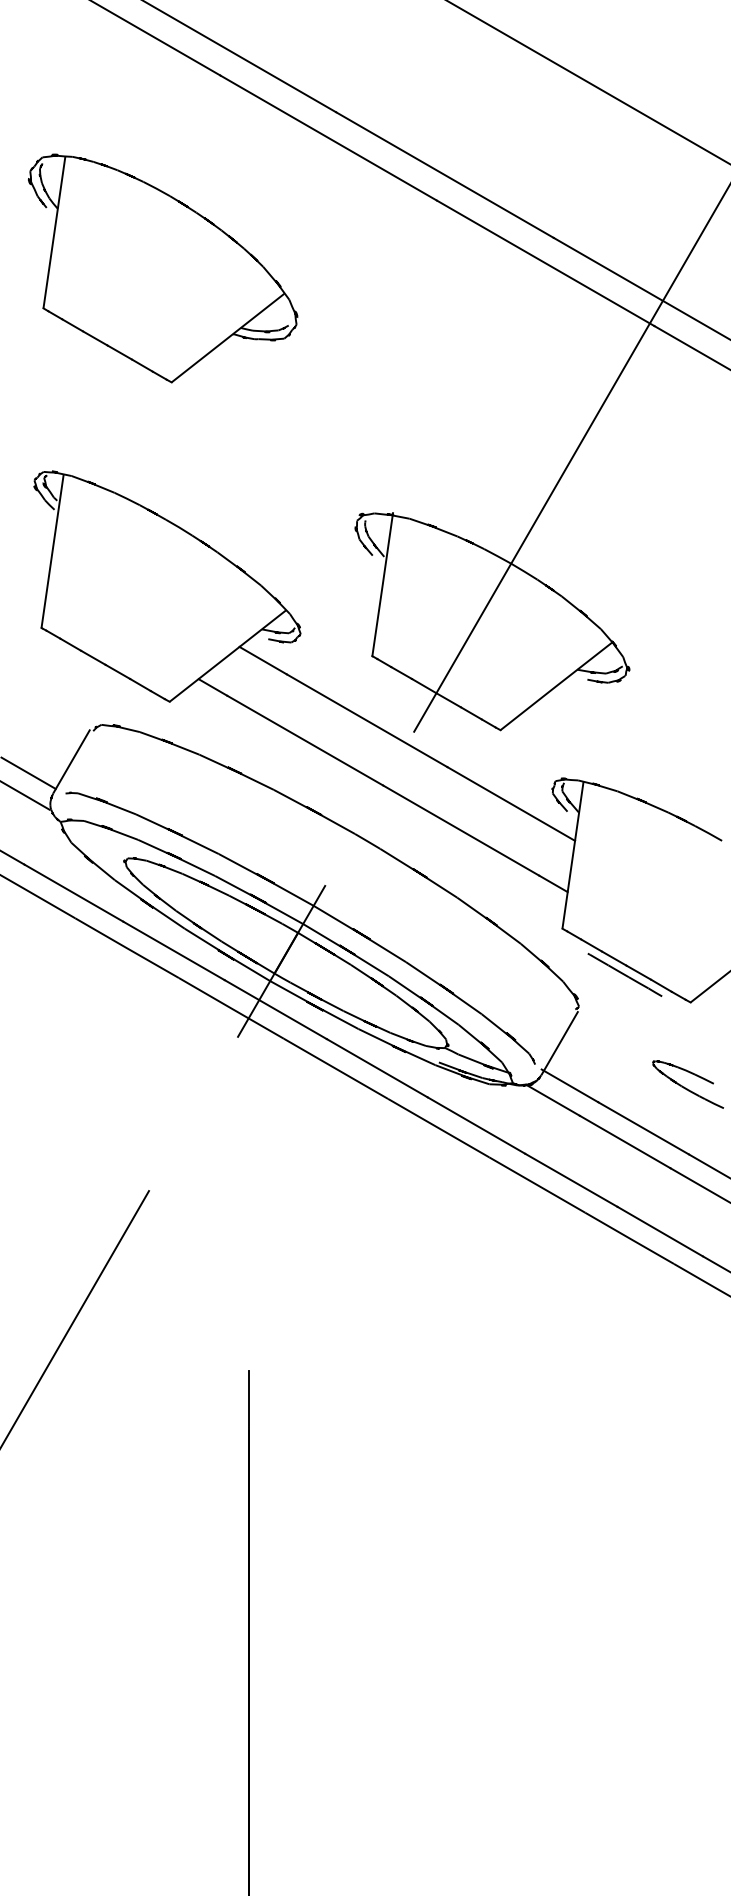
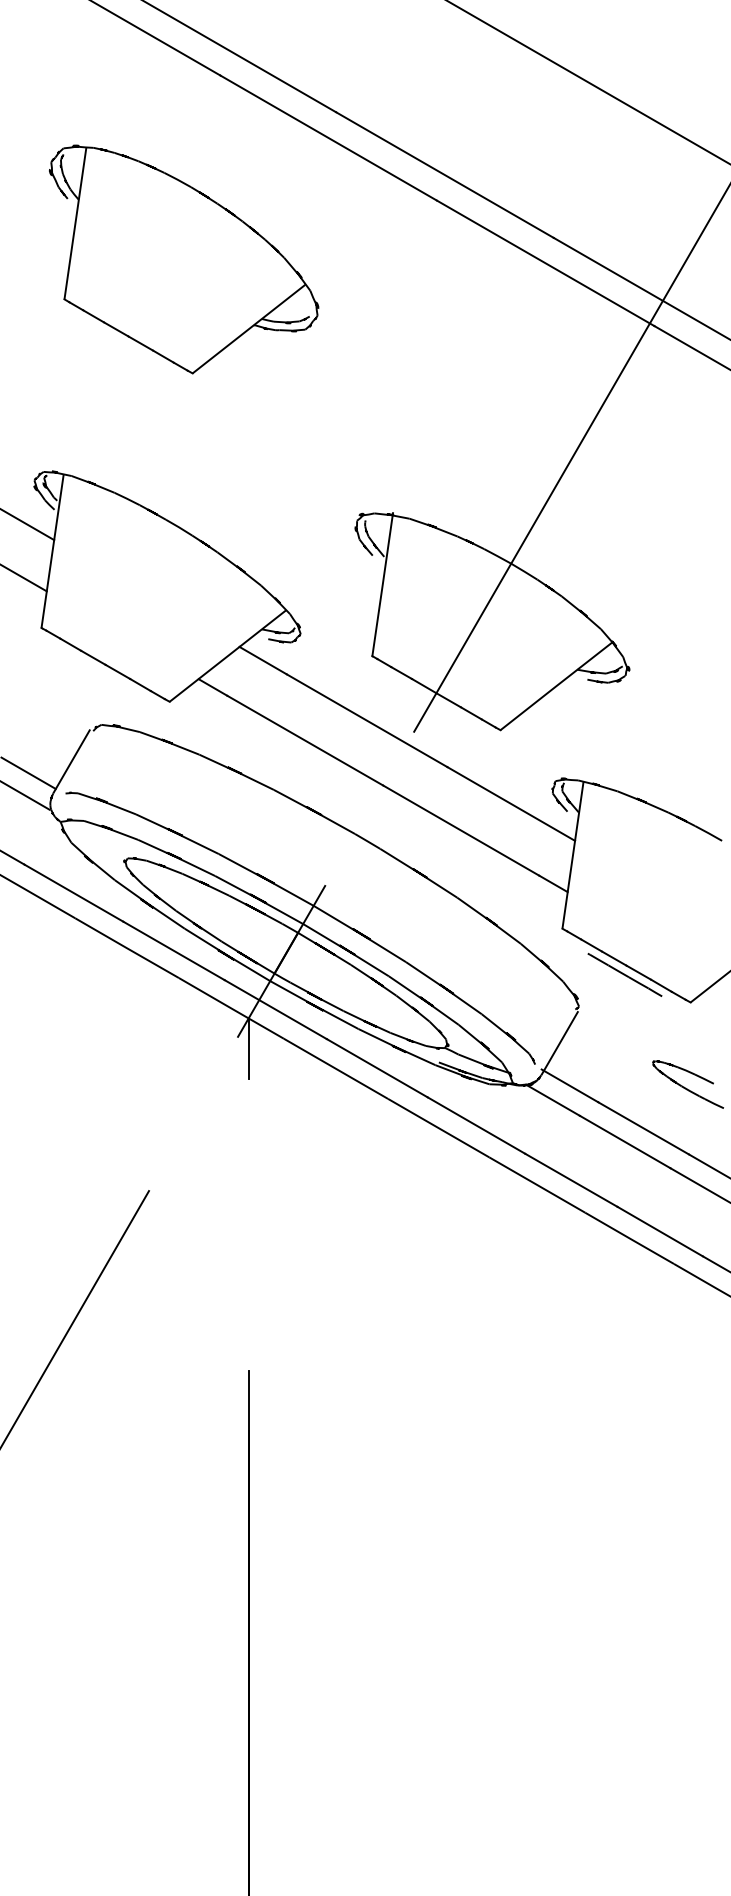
part position: (163, 268) -> (184, 259) (184, 259)
line: none -> present (28, 524)
line: none -> present (24, 578)
line: none -> present (248, 1048)
